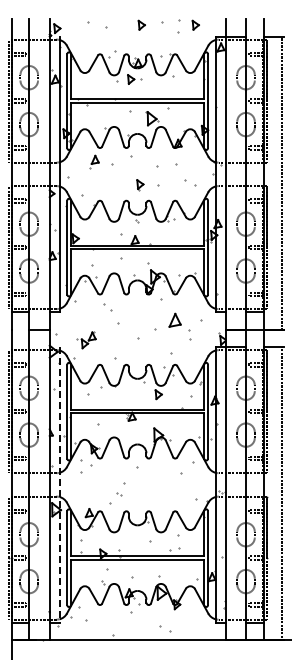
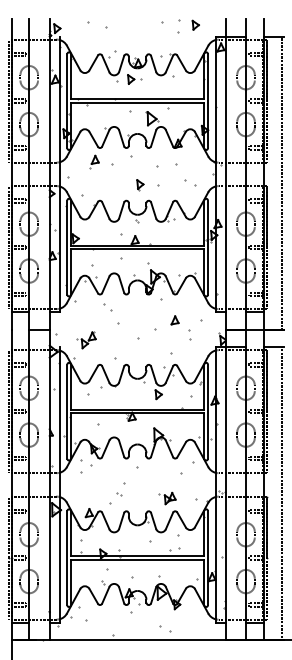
part: present -> none (141, 24)
part size: 14x16 px -> 10x11 px (174, 320)
line: dashed -> solid (59, 484)
part: none -> present (167, 498)
